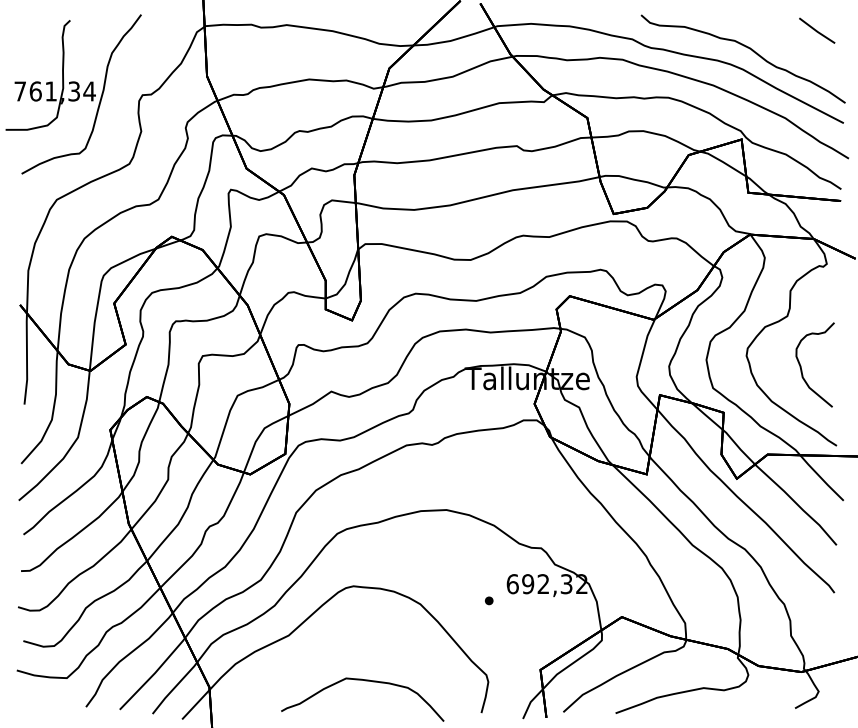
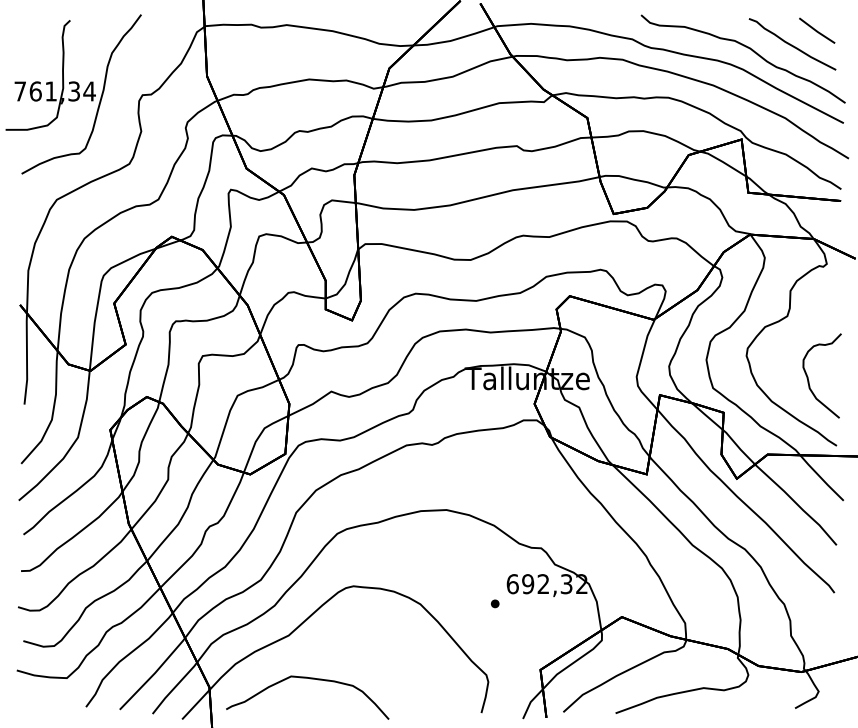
curve: none -> present (792, 44)
curve position: (802, 369) -> (809, 380) (809, 380)
part position: (489, 600) -> (495, 603) (495, 603)
curve position: (365, 681) -> (310, 679) (310, 679)
